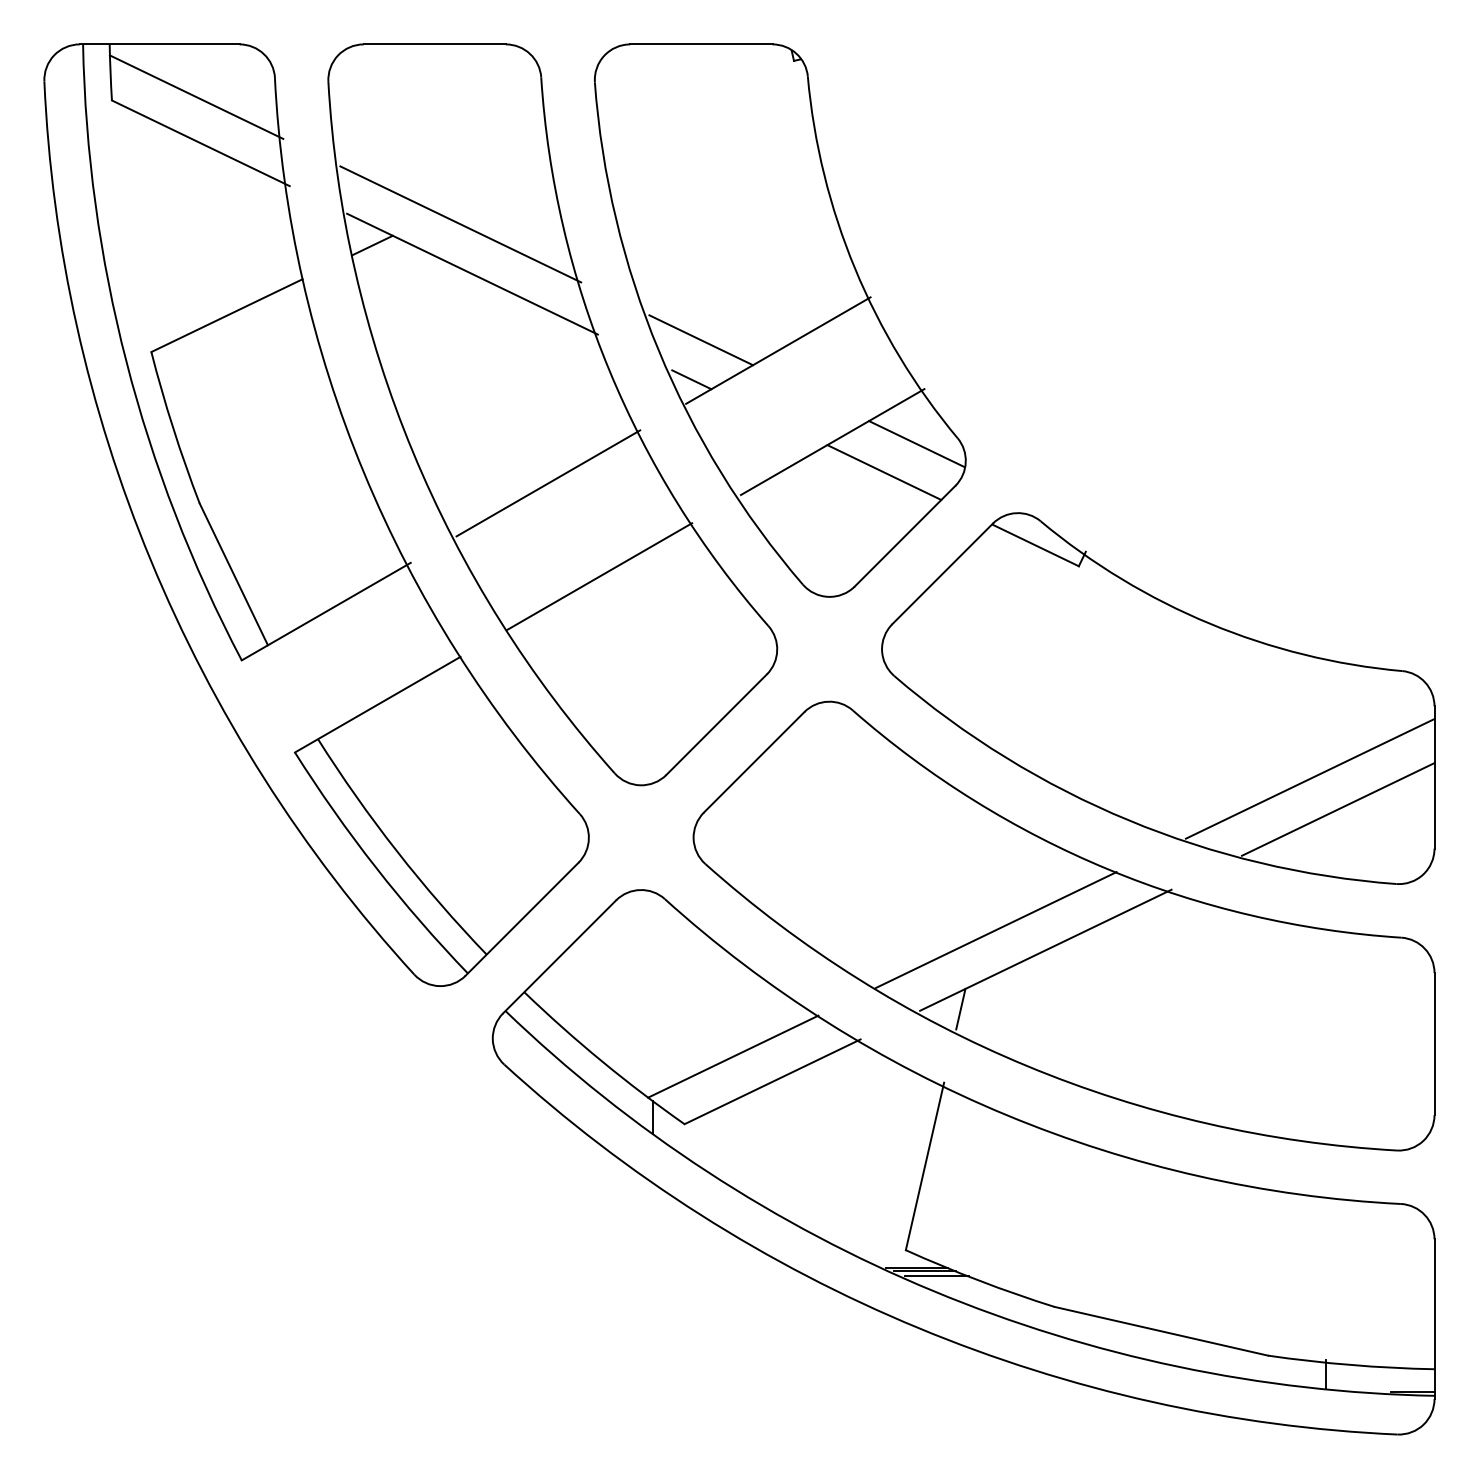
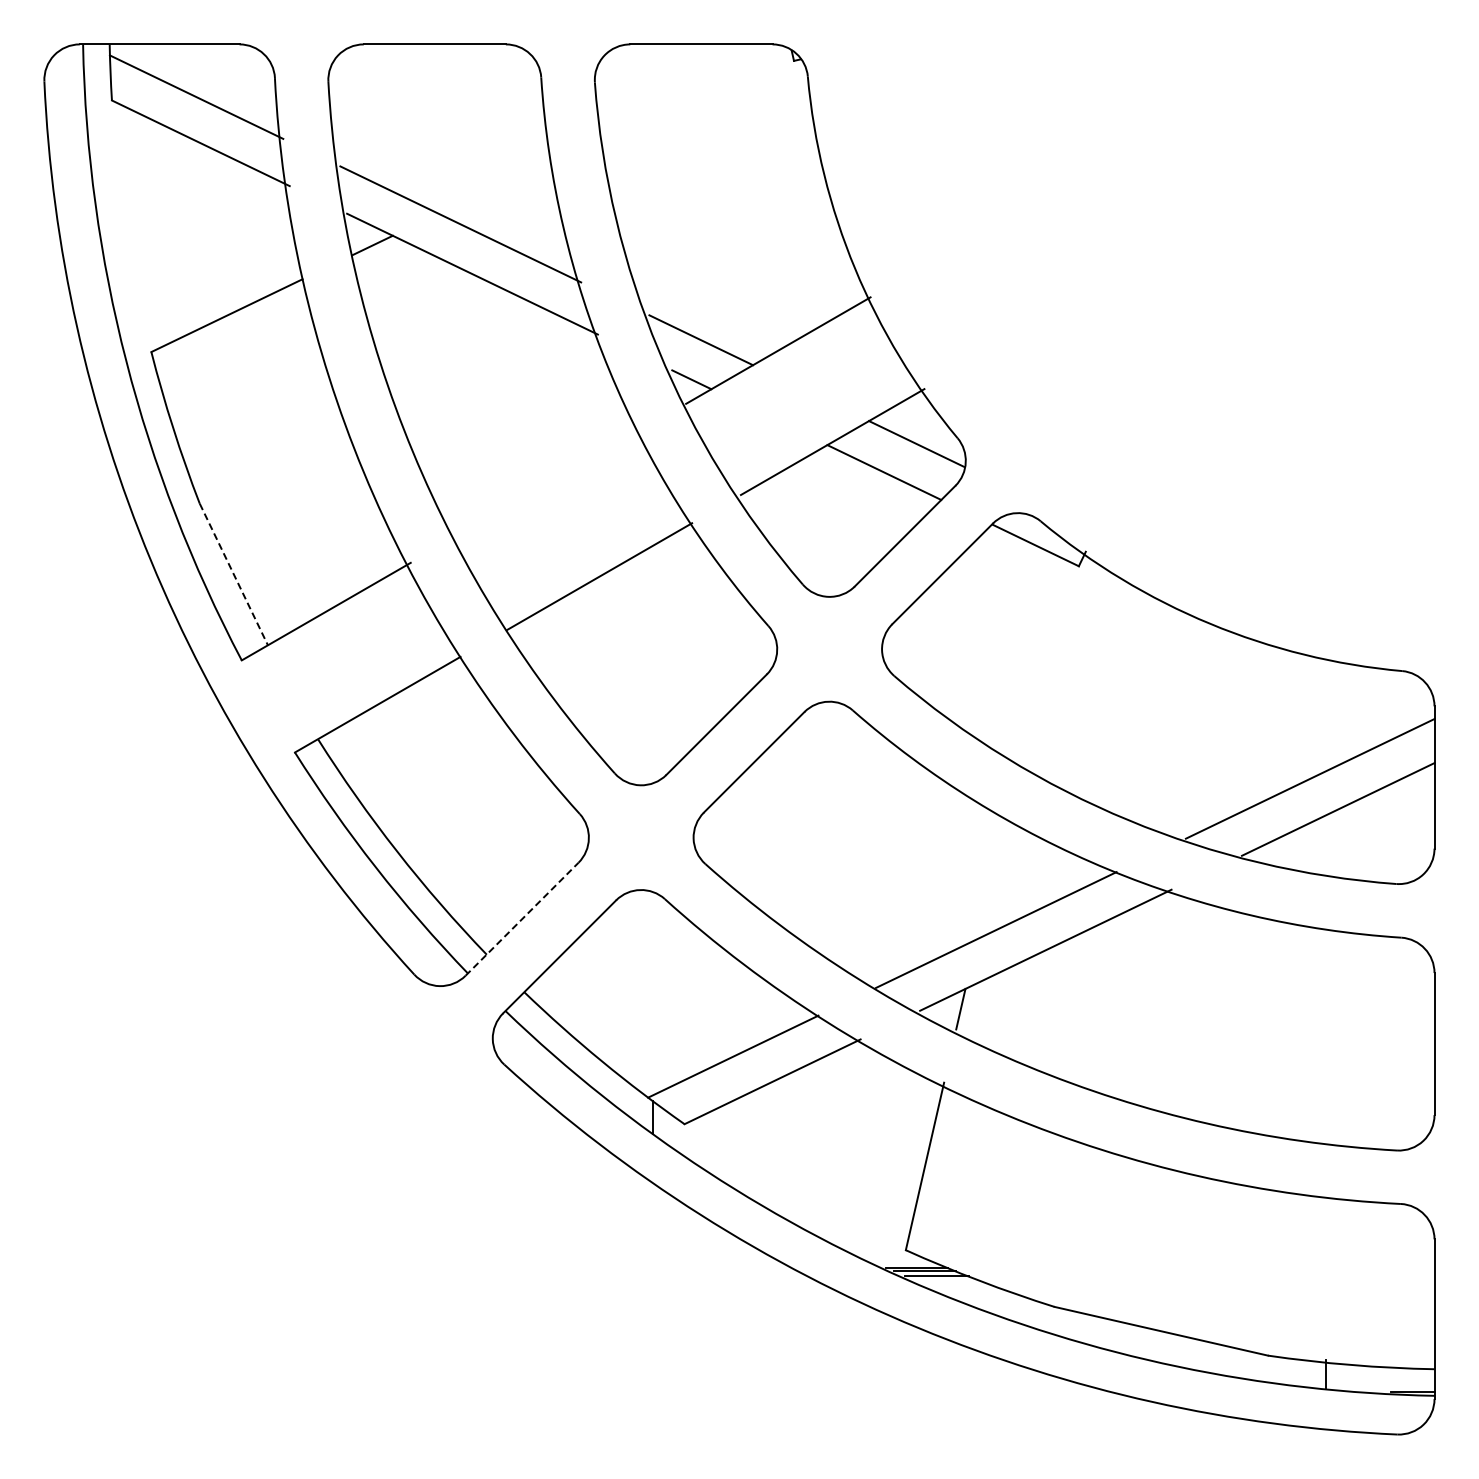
line: present -> none (548, 483)
line: solid -> dashed (233, 574)
line: solid -> dashed (522, 919)
